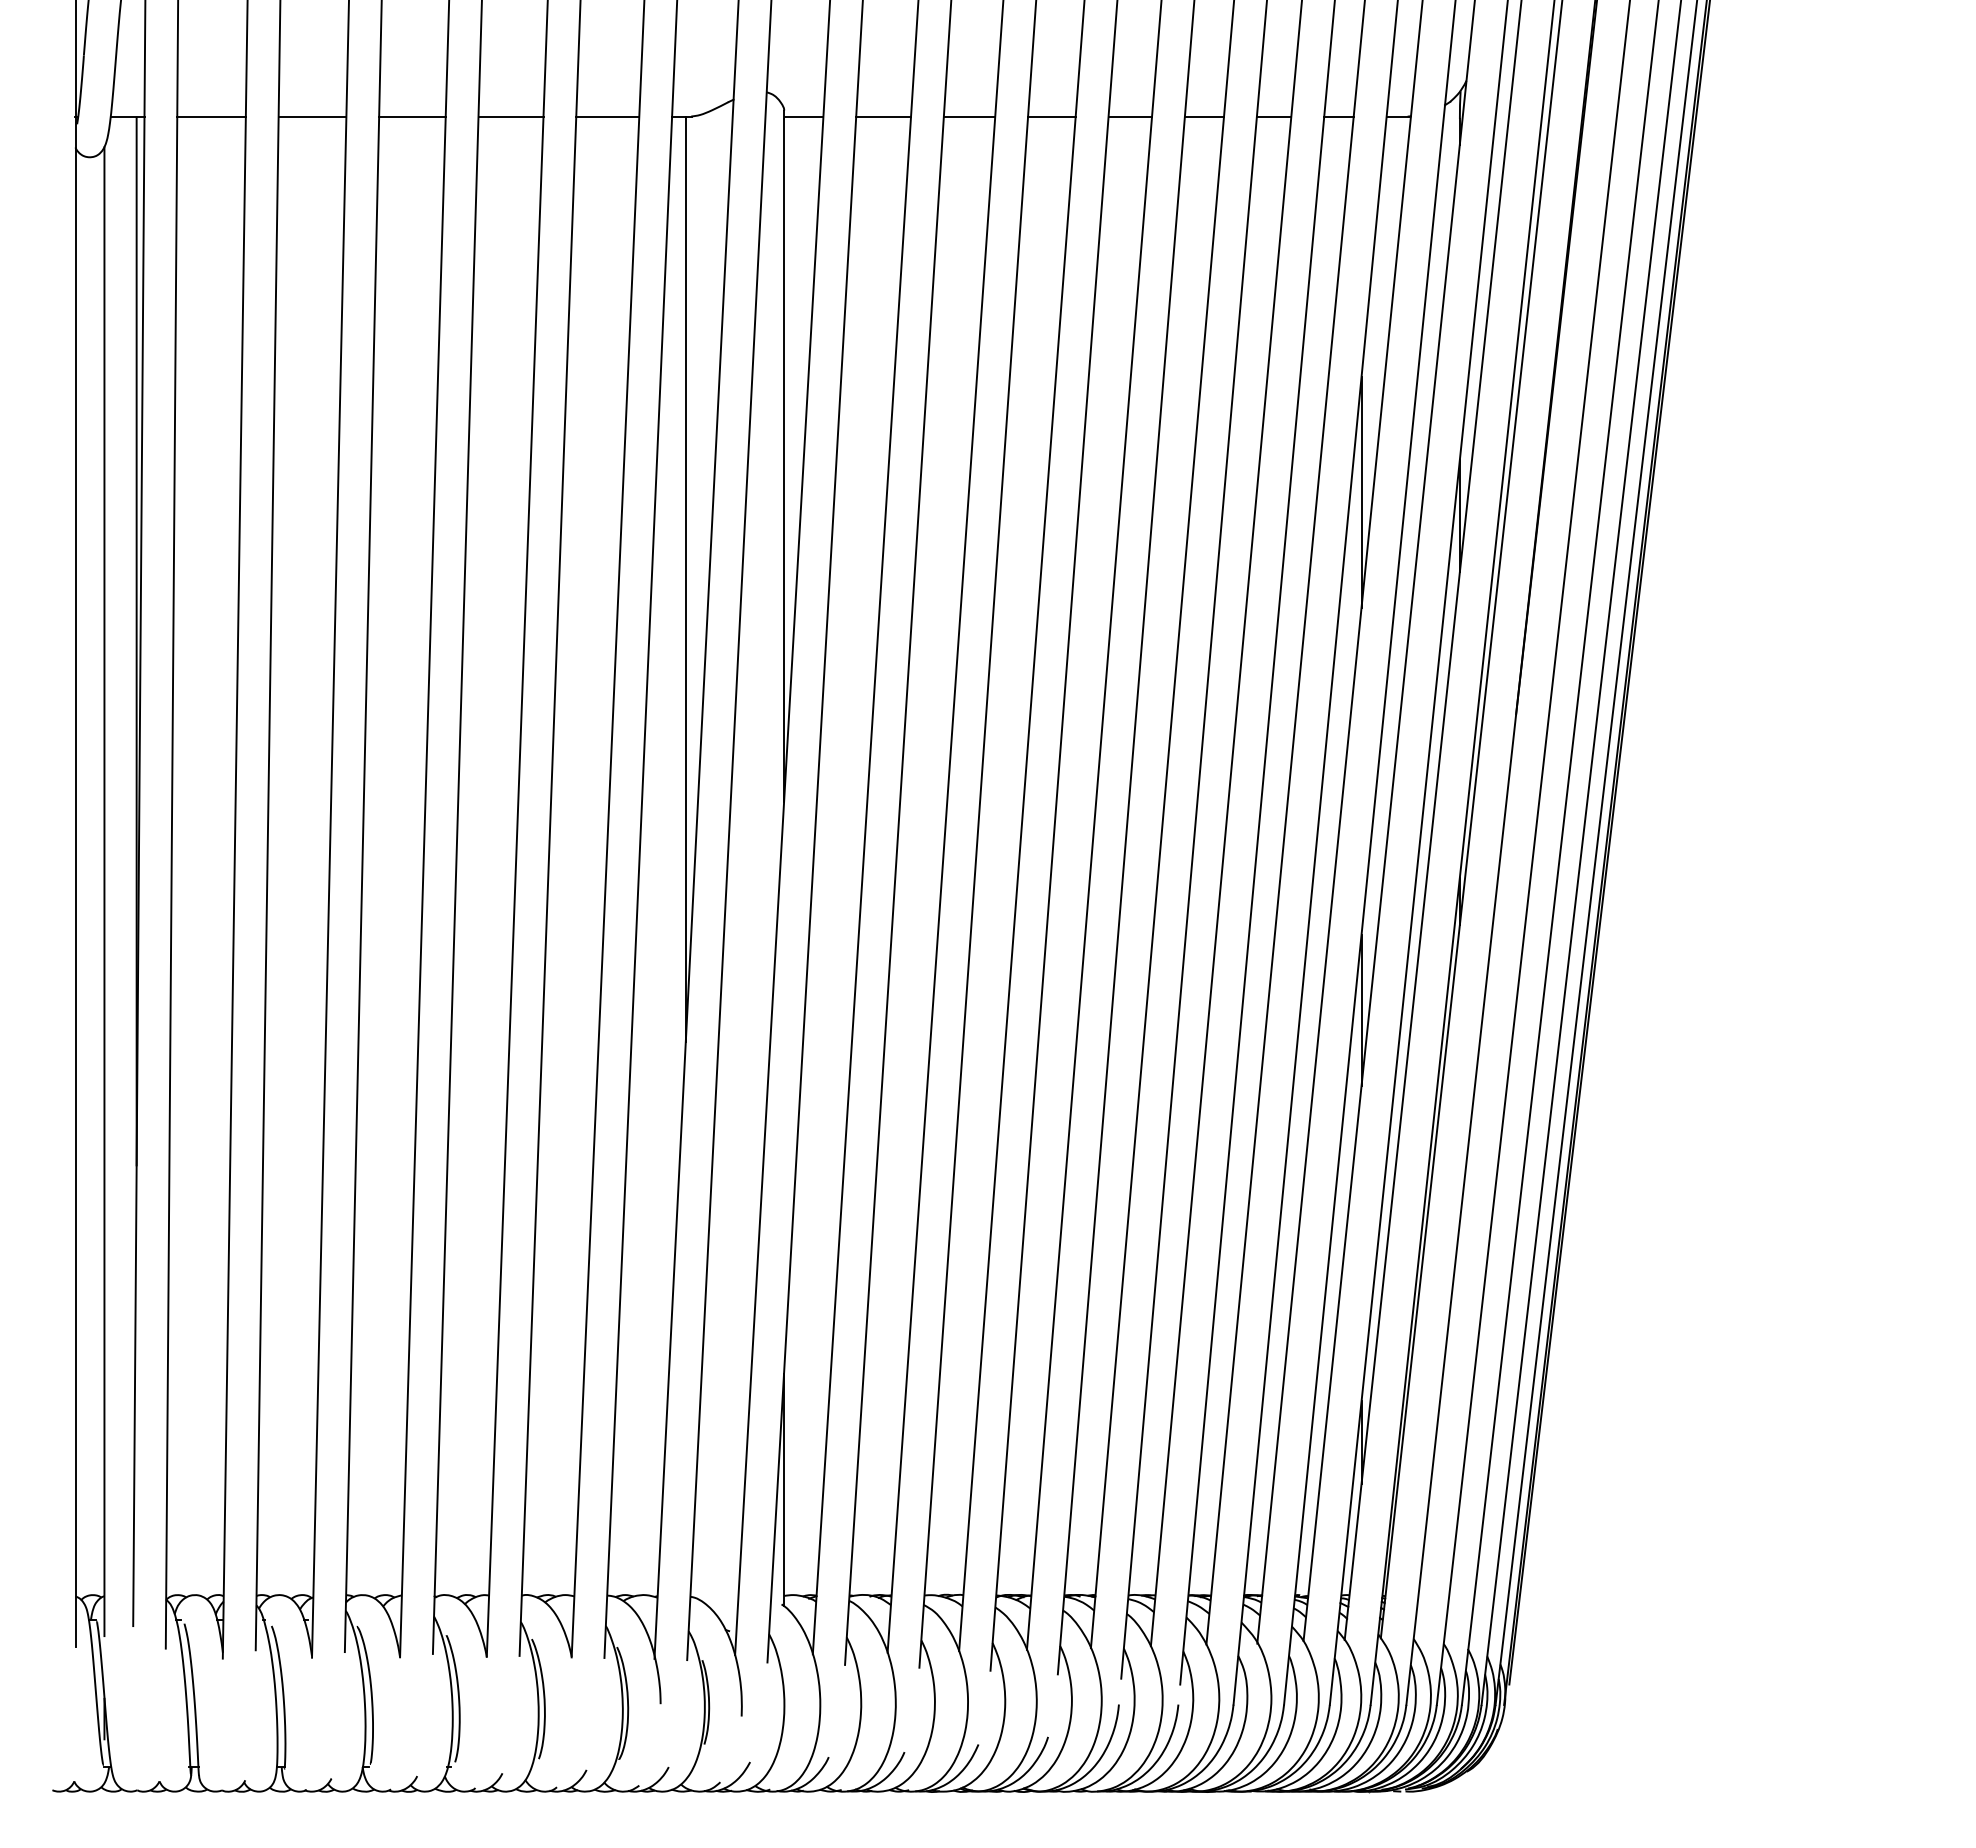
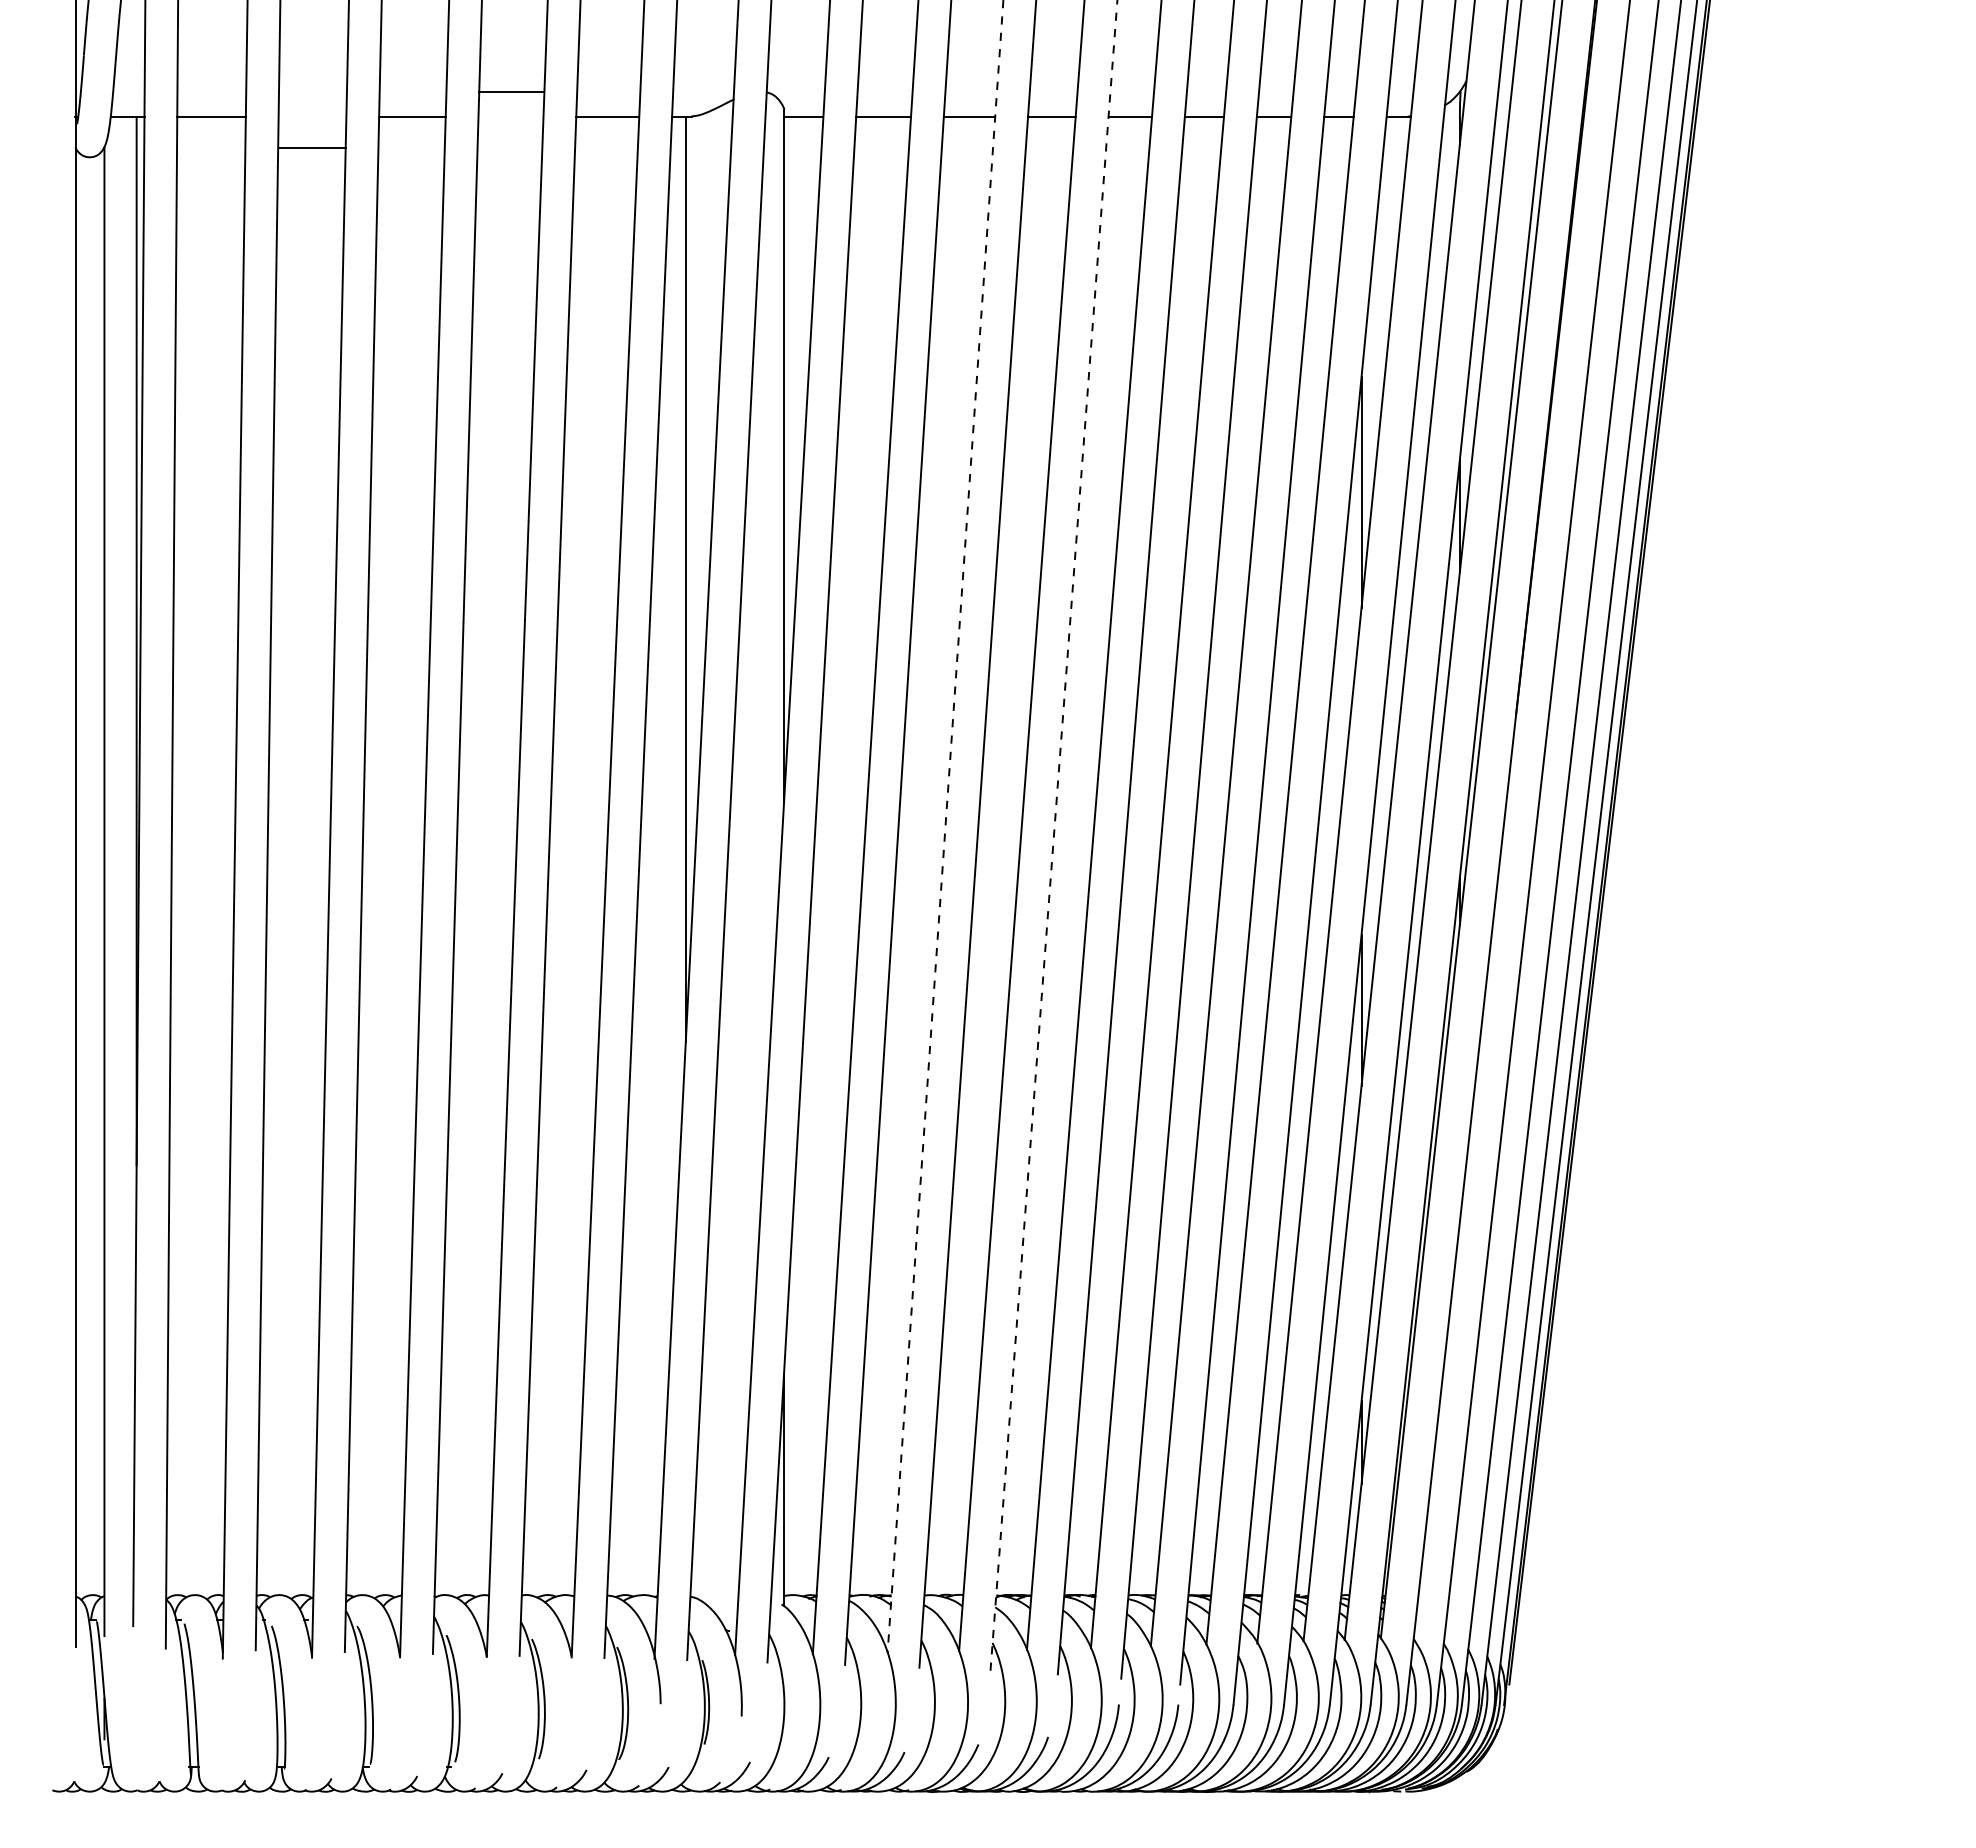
line position: (312, 116) -> (312, 147) (312, 147)
line position: (510, 116) -> (510, 91) (510, 91)
line: solid -> dashed (945, 826)
line: solid -> dashed (1053, 835)
